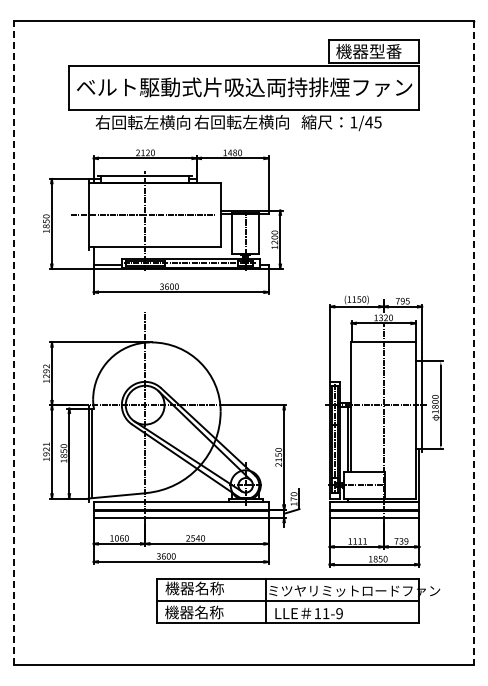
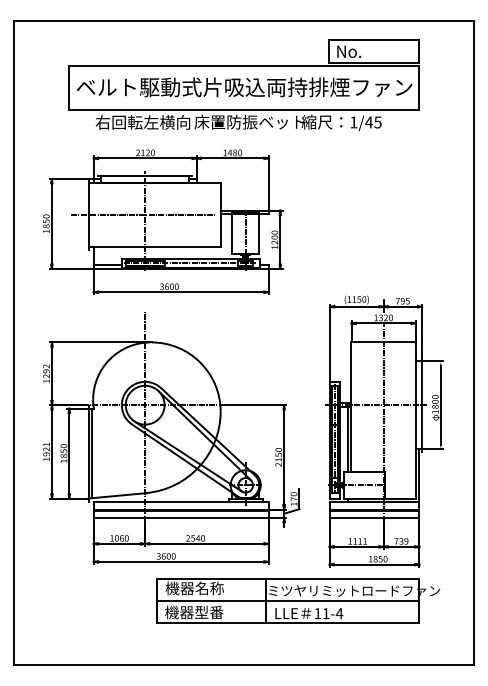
text: 機器型番 -> No. (368, 51)
text: 右回転左横向 -> 床置防振ベット (248, 121)
line: dashed -> solid (14, 342)
line: dashed -> solid (473, 343)
text: 機器名称 -> 機器型番 (209, 612)
text: 11-9 -> 11-4 (339, 613)
